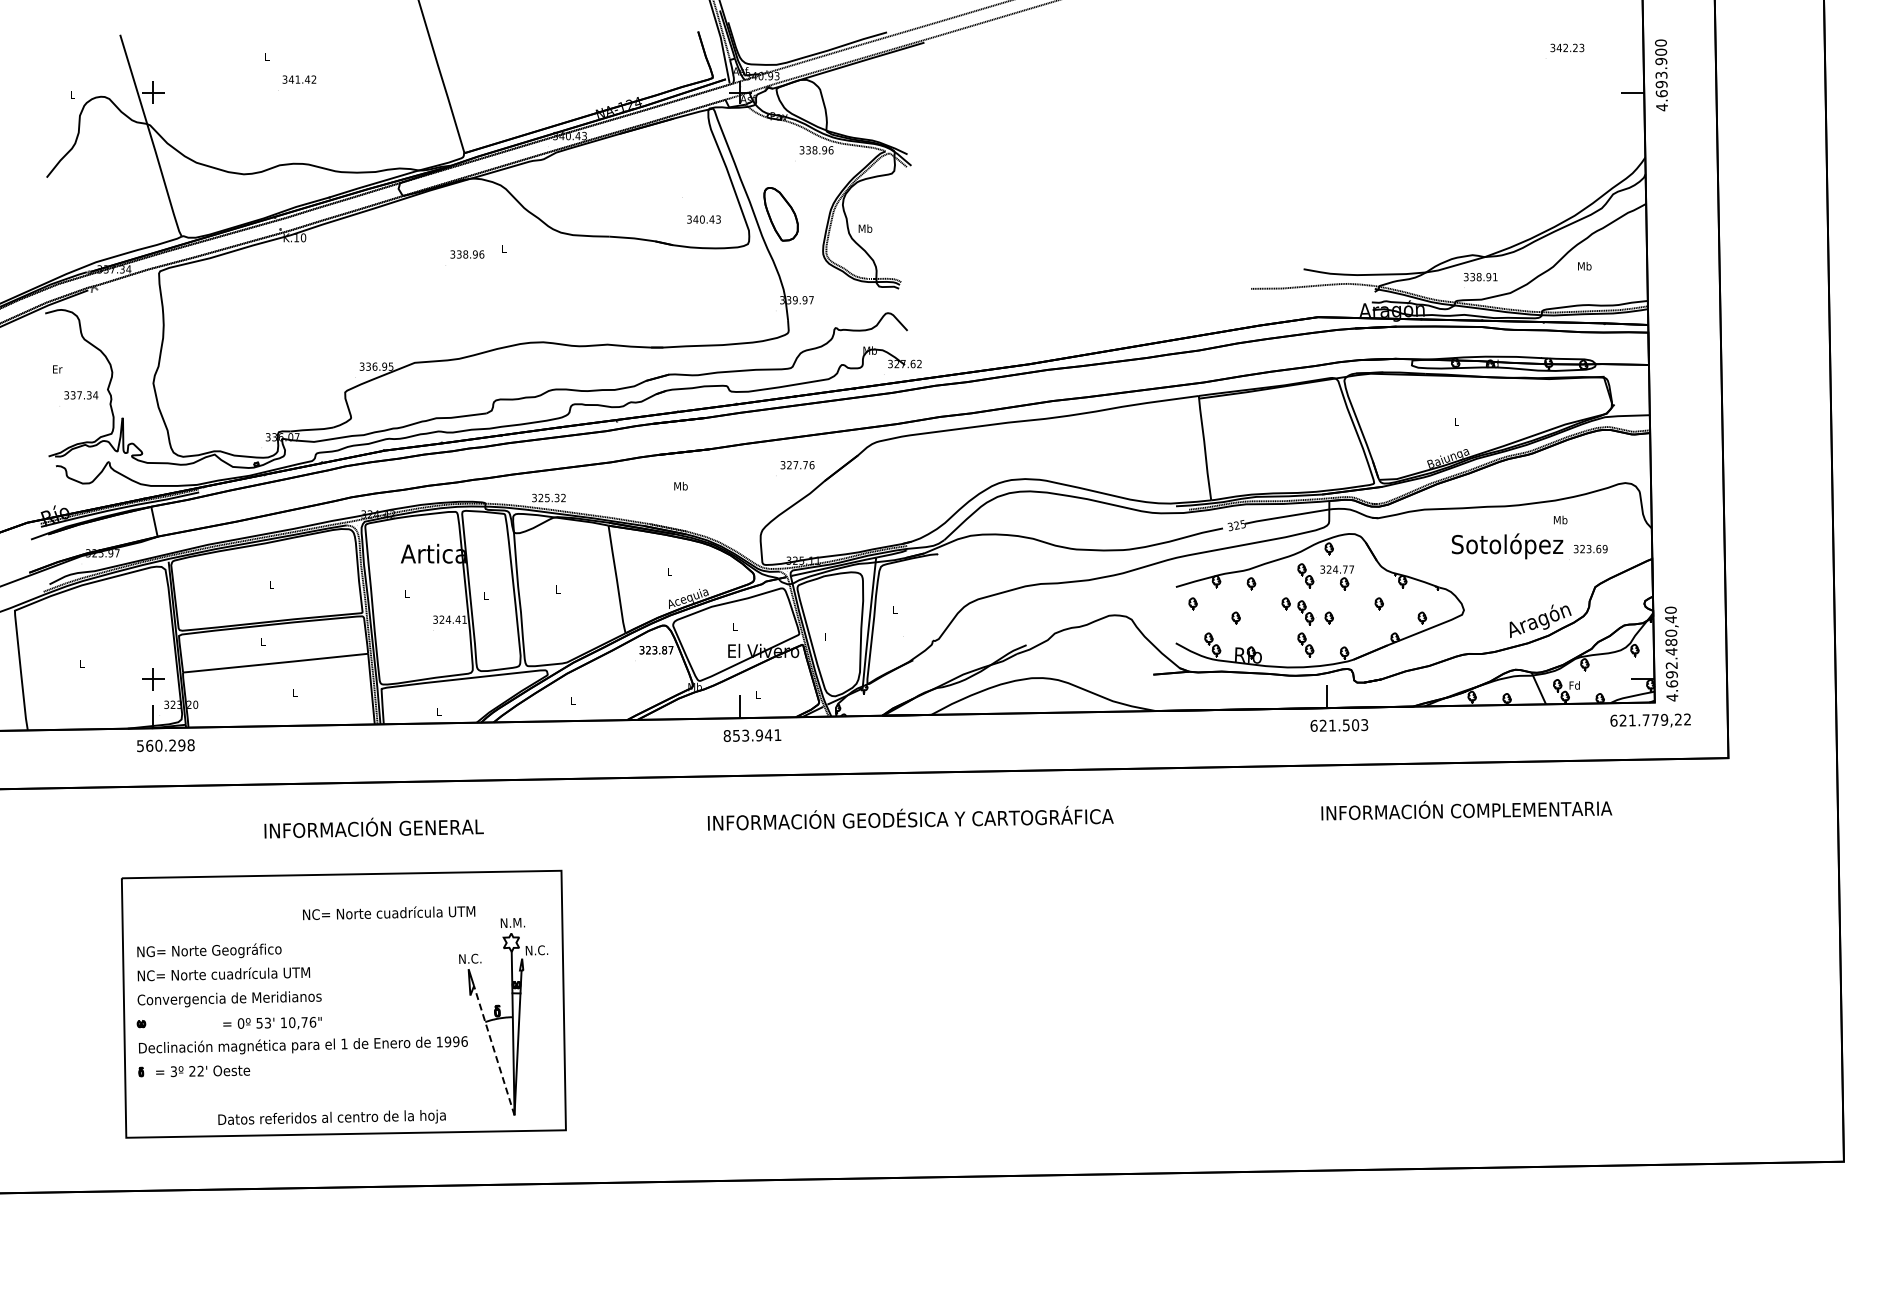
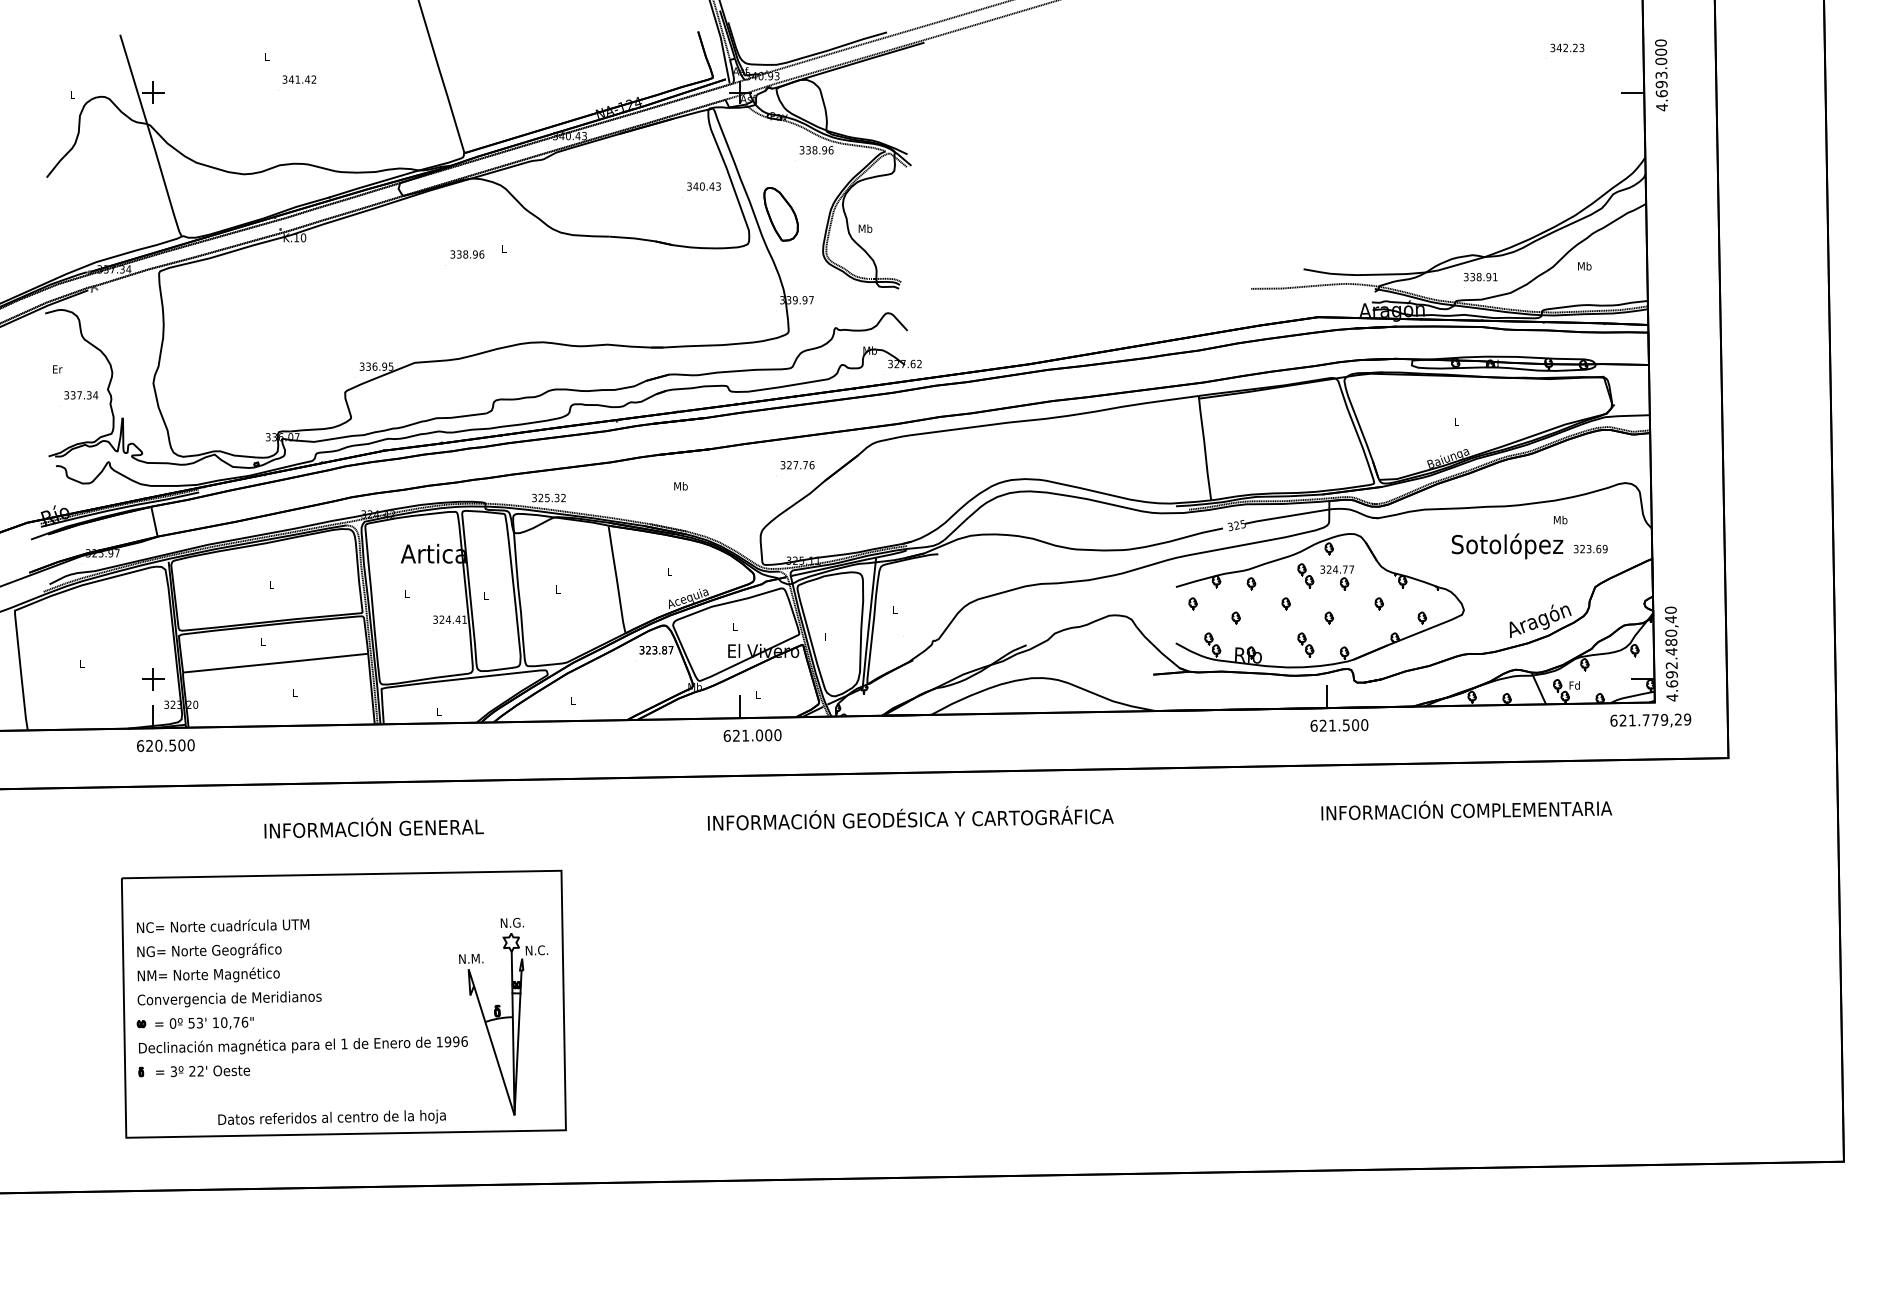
text: 4.693.900 -> 4.693.000 (1661, 61)
text position: (703, 219) -> (703, 186) (703, 186)
part: present -> none (1306, 612)
text: 621.779,22 -> 621.779,29 (1687, 719)
text: 621.503 -> 621.500 (1364, 725)
text: 853.941 -> 621.000 (752, 735)
text: 560.298 -> 620.500 (165, 745)
text position: (389, 913) -> (223, 926) (223, 926)
text: N.M. -> N.G. (519, 922)
text: N.C. -> N.M. (477, 958)
text: NC= Norte cuadrícula UTM -> NM= Norte Magnético (228, 974)
text position: (272, 1022) -> (204, 1022) (204, 1022)
line: dashed -> solid (494, 1050)
